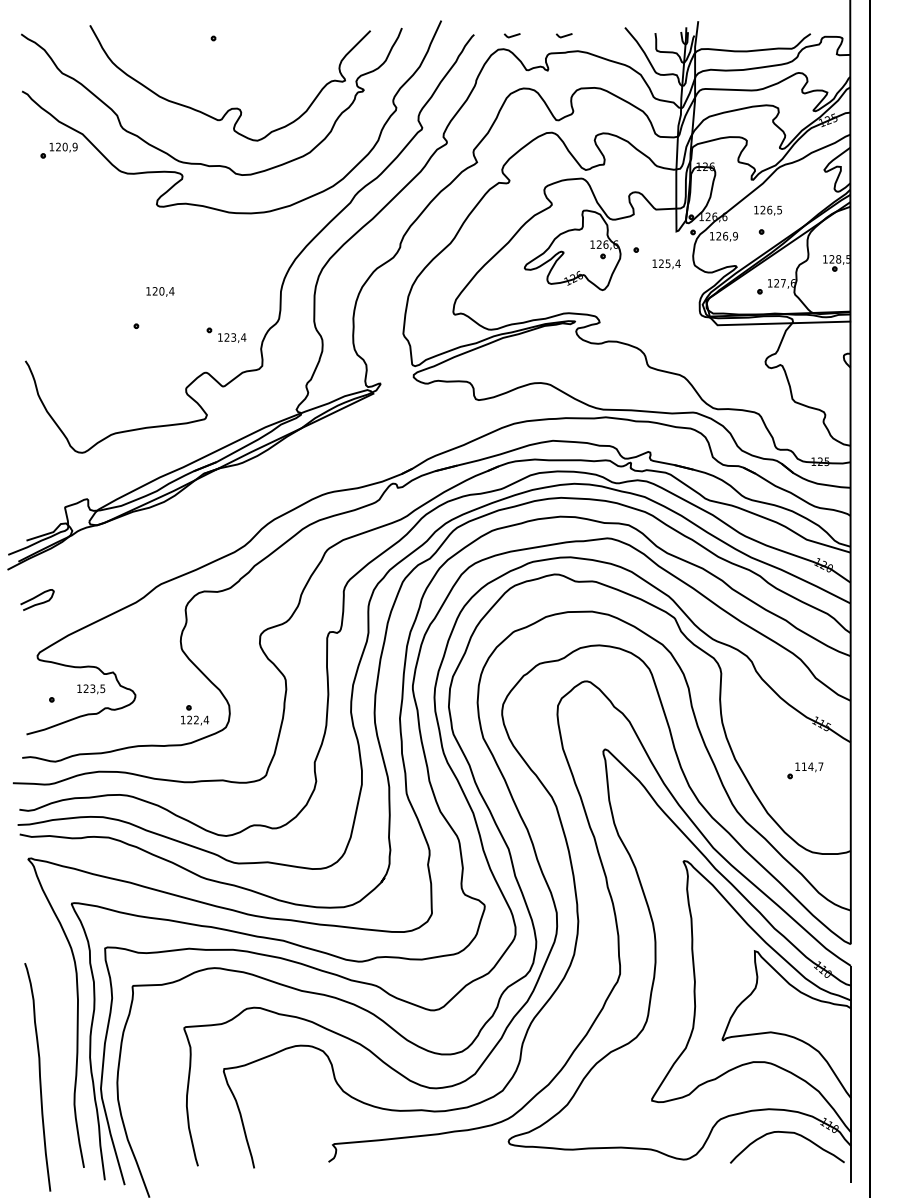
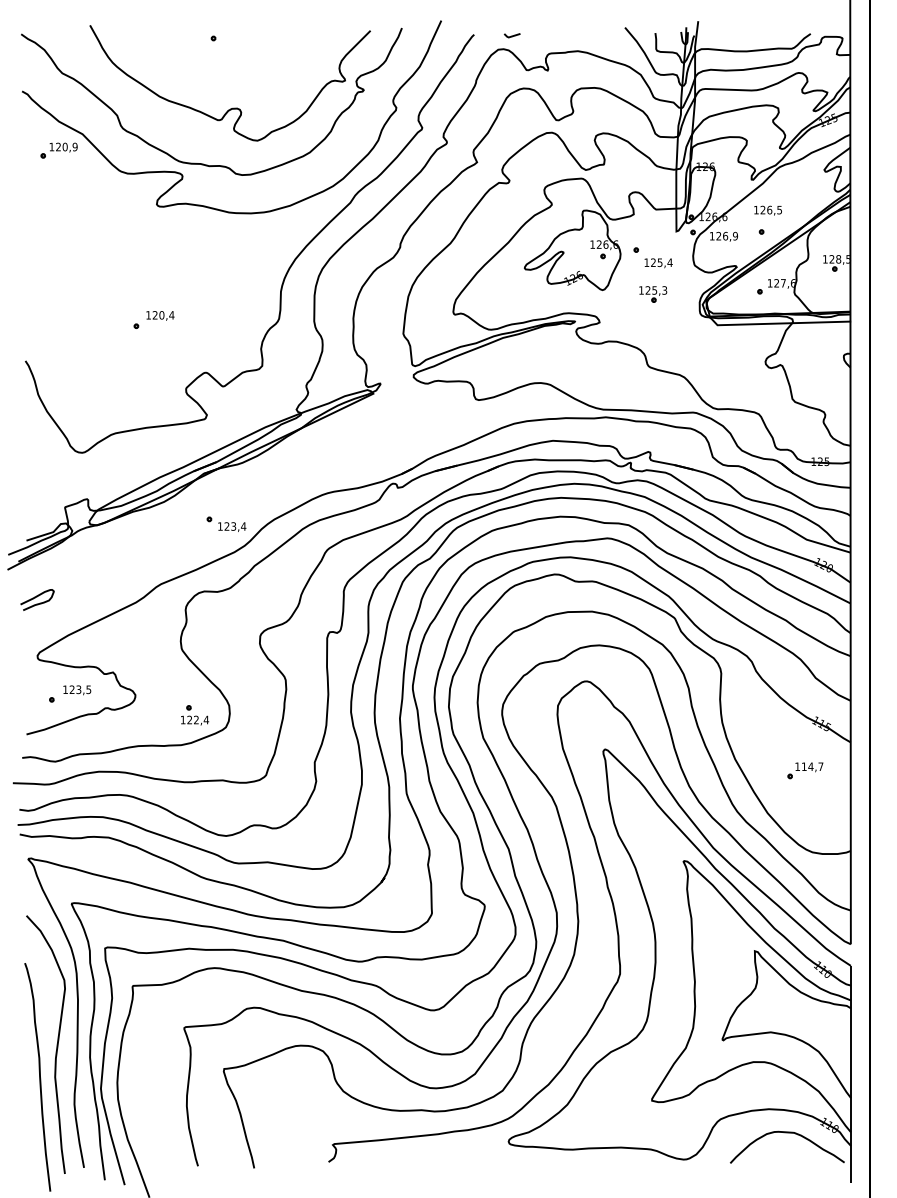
line: present -> none (563, 35)
text position: (666, 264) -> (658, 263) (658, 263)
text position: (160, 291) -> (160, 315) (160, 315)
part: none -> present (653, 294)
part position: (226, 334) -> (226, 523) (226, 523)
text position: (91, 689) -> (77, 690) (77, 690)
curve: none -> present (56, 1044)
